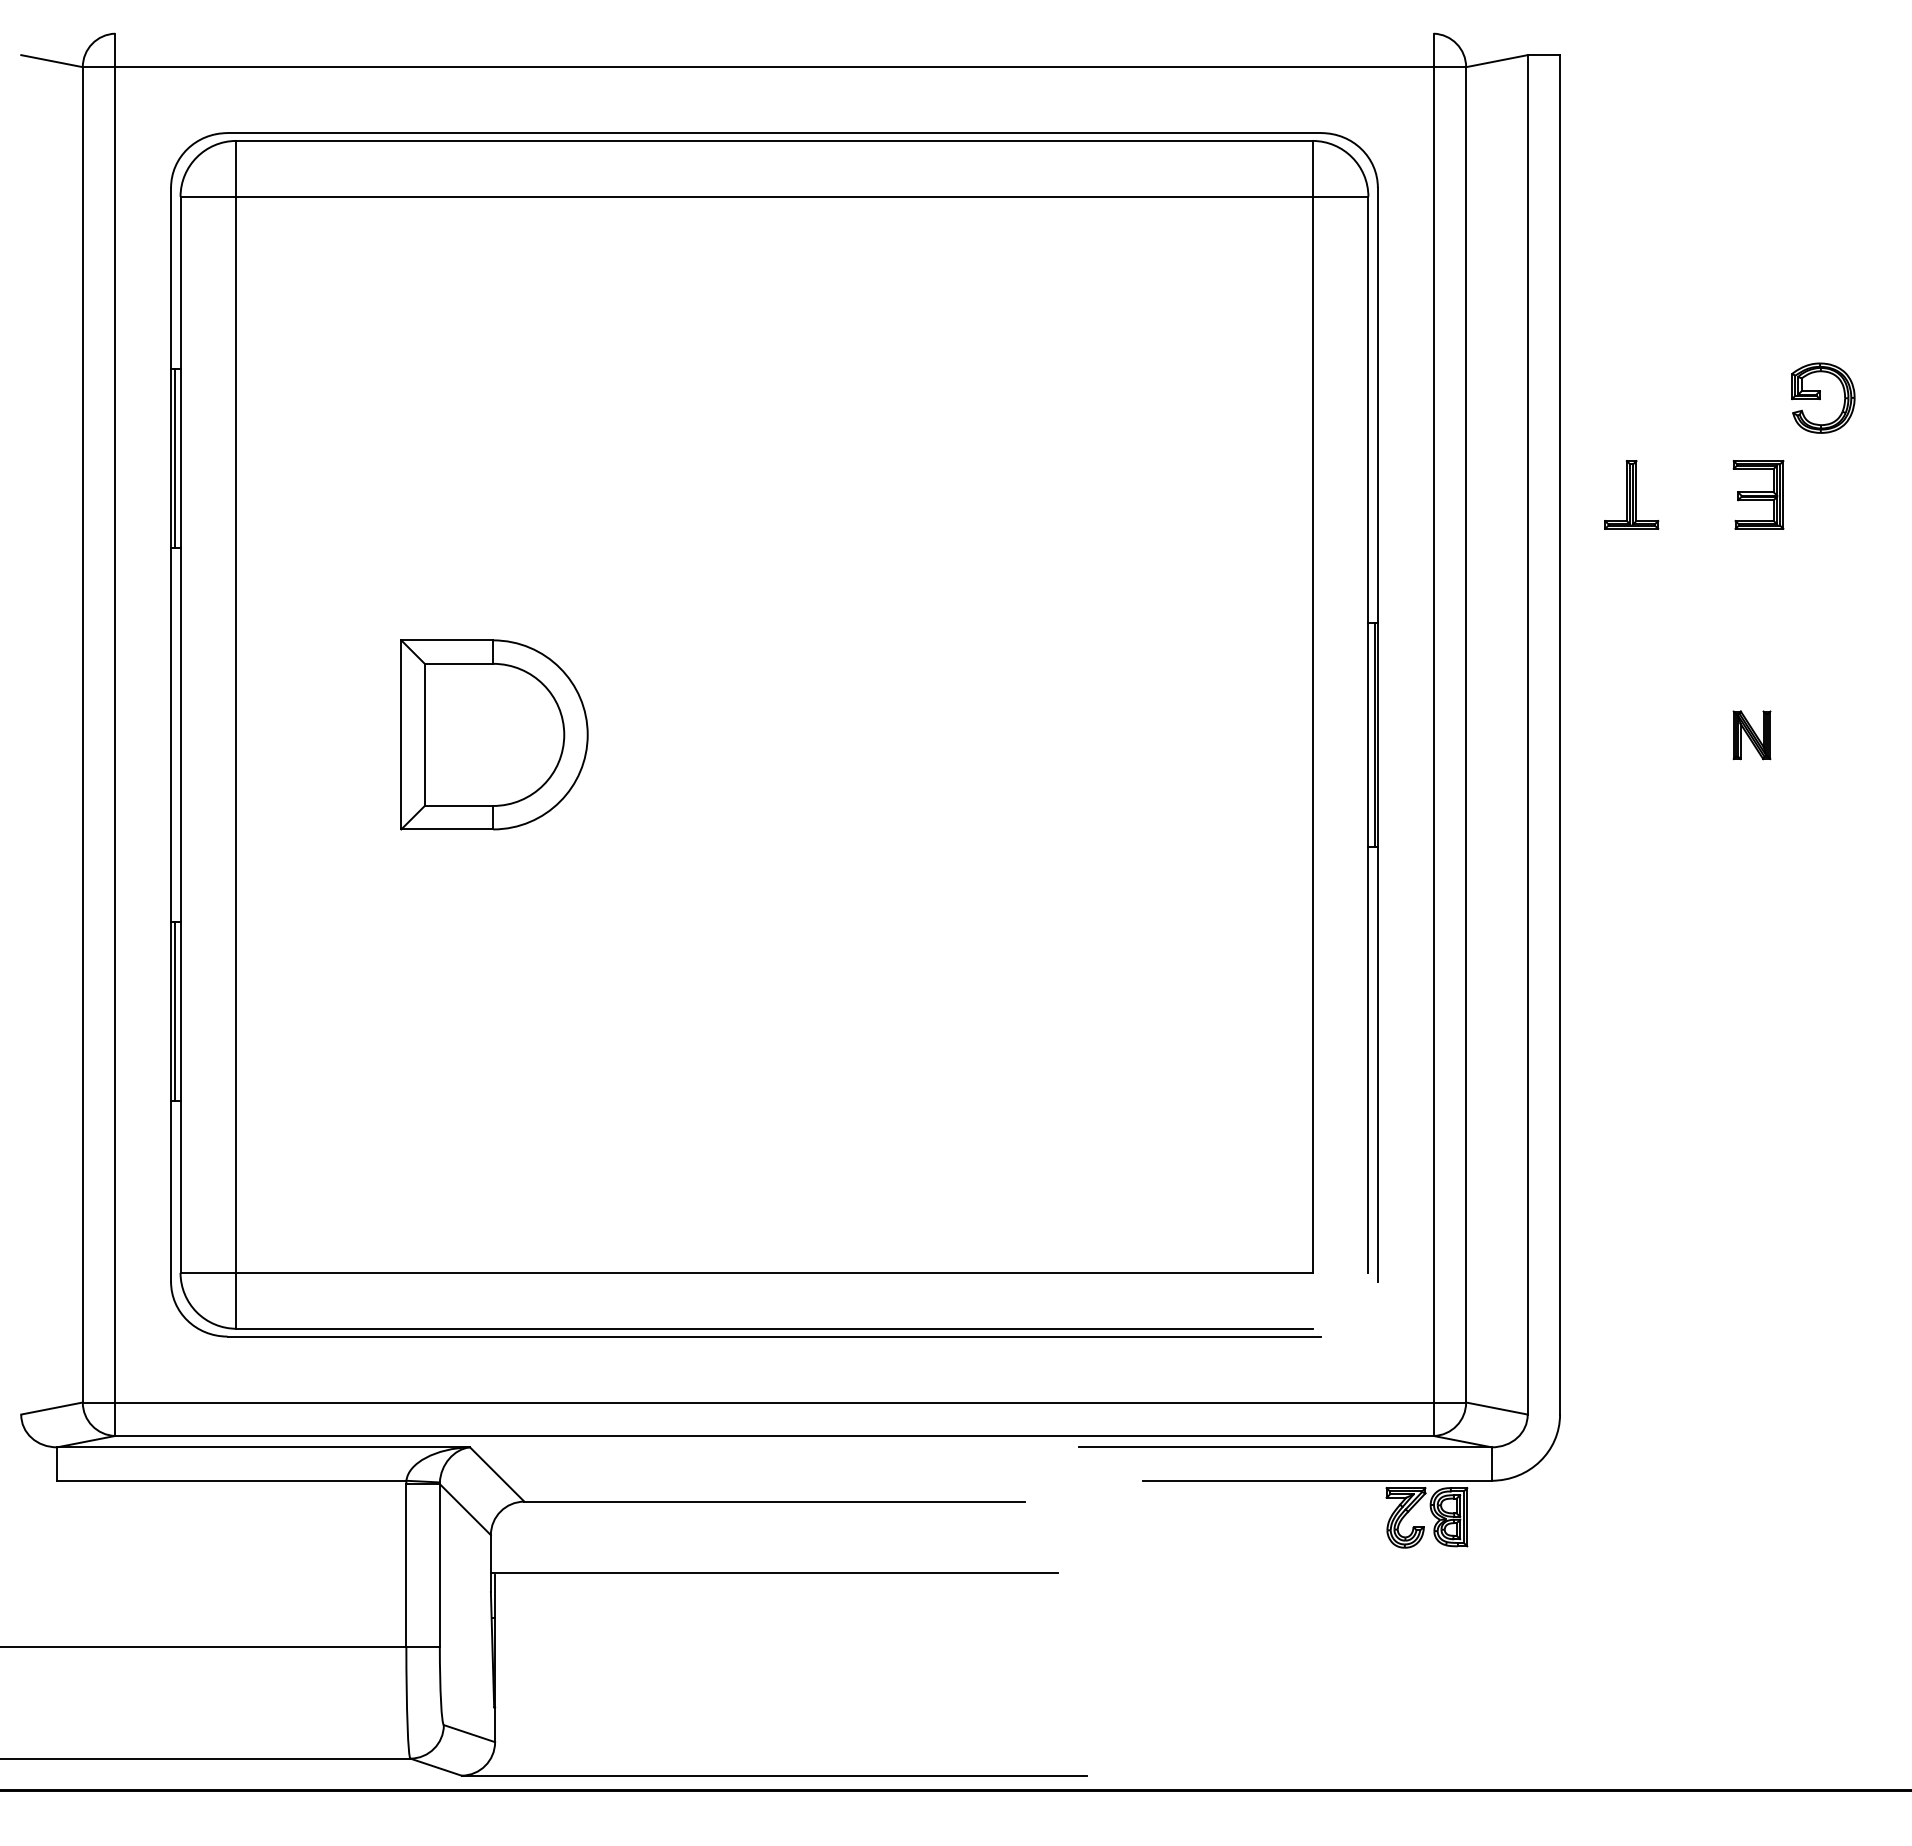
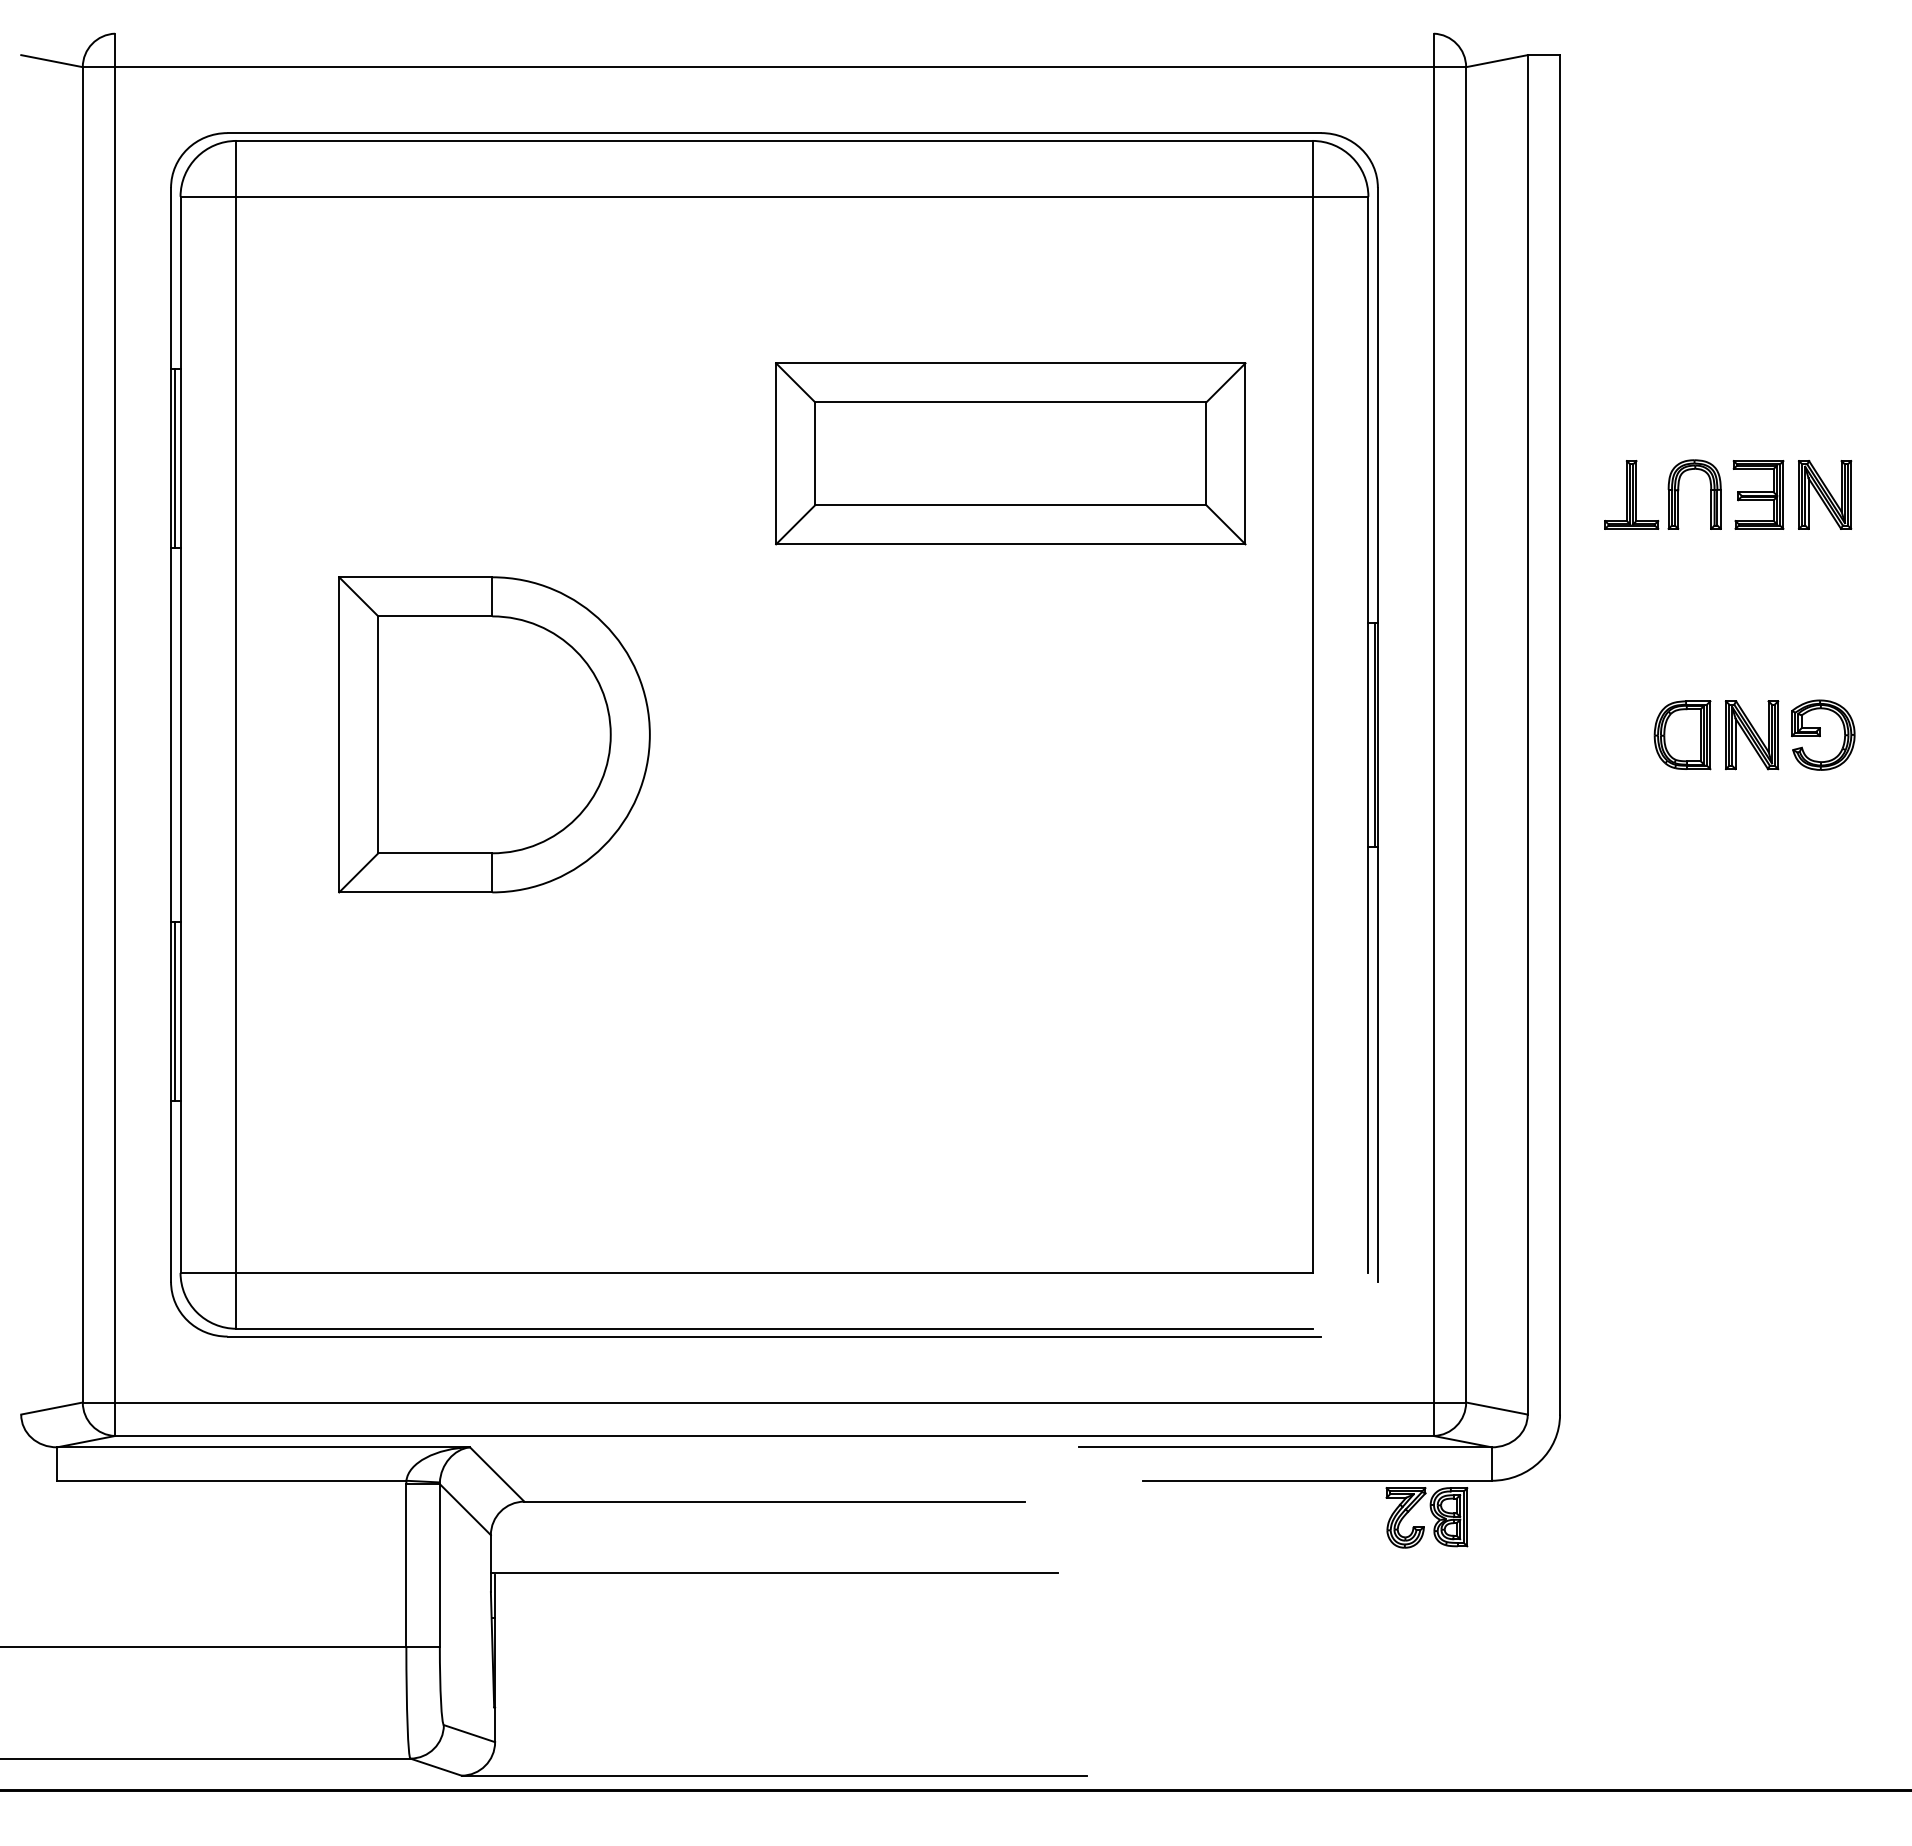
part position: (1823, 397) -> (1823, 734) (1823, 734)
part: none -> present (1010, 453)
part: none -> present (1679, 490)
part: none -> present (1825, 494)
part size: 189x192 px -> 313x318 px (494, 734)
part: none -> present (1682, 735)
part size: 40x51 px -> 56x71 px (1751, 735)
